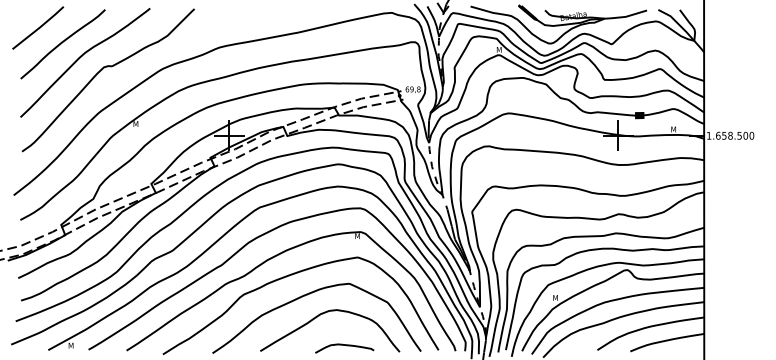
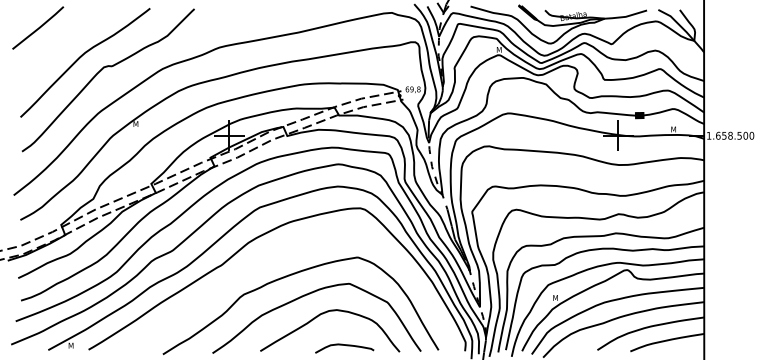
curve: present -> none (62, 43)
part: present -> none (275, 257)
